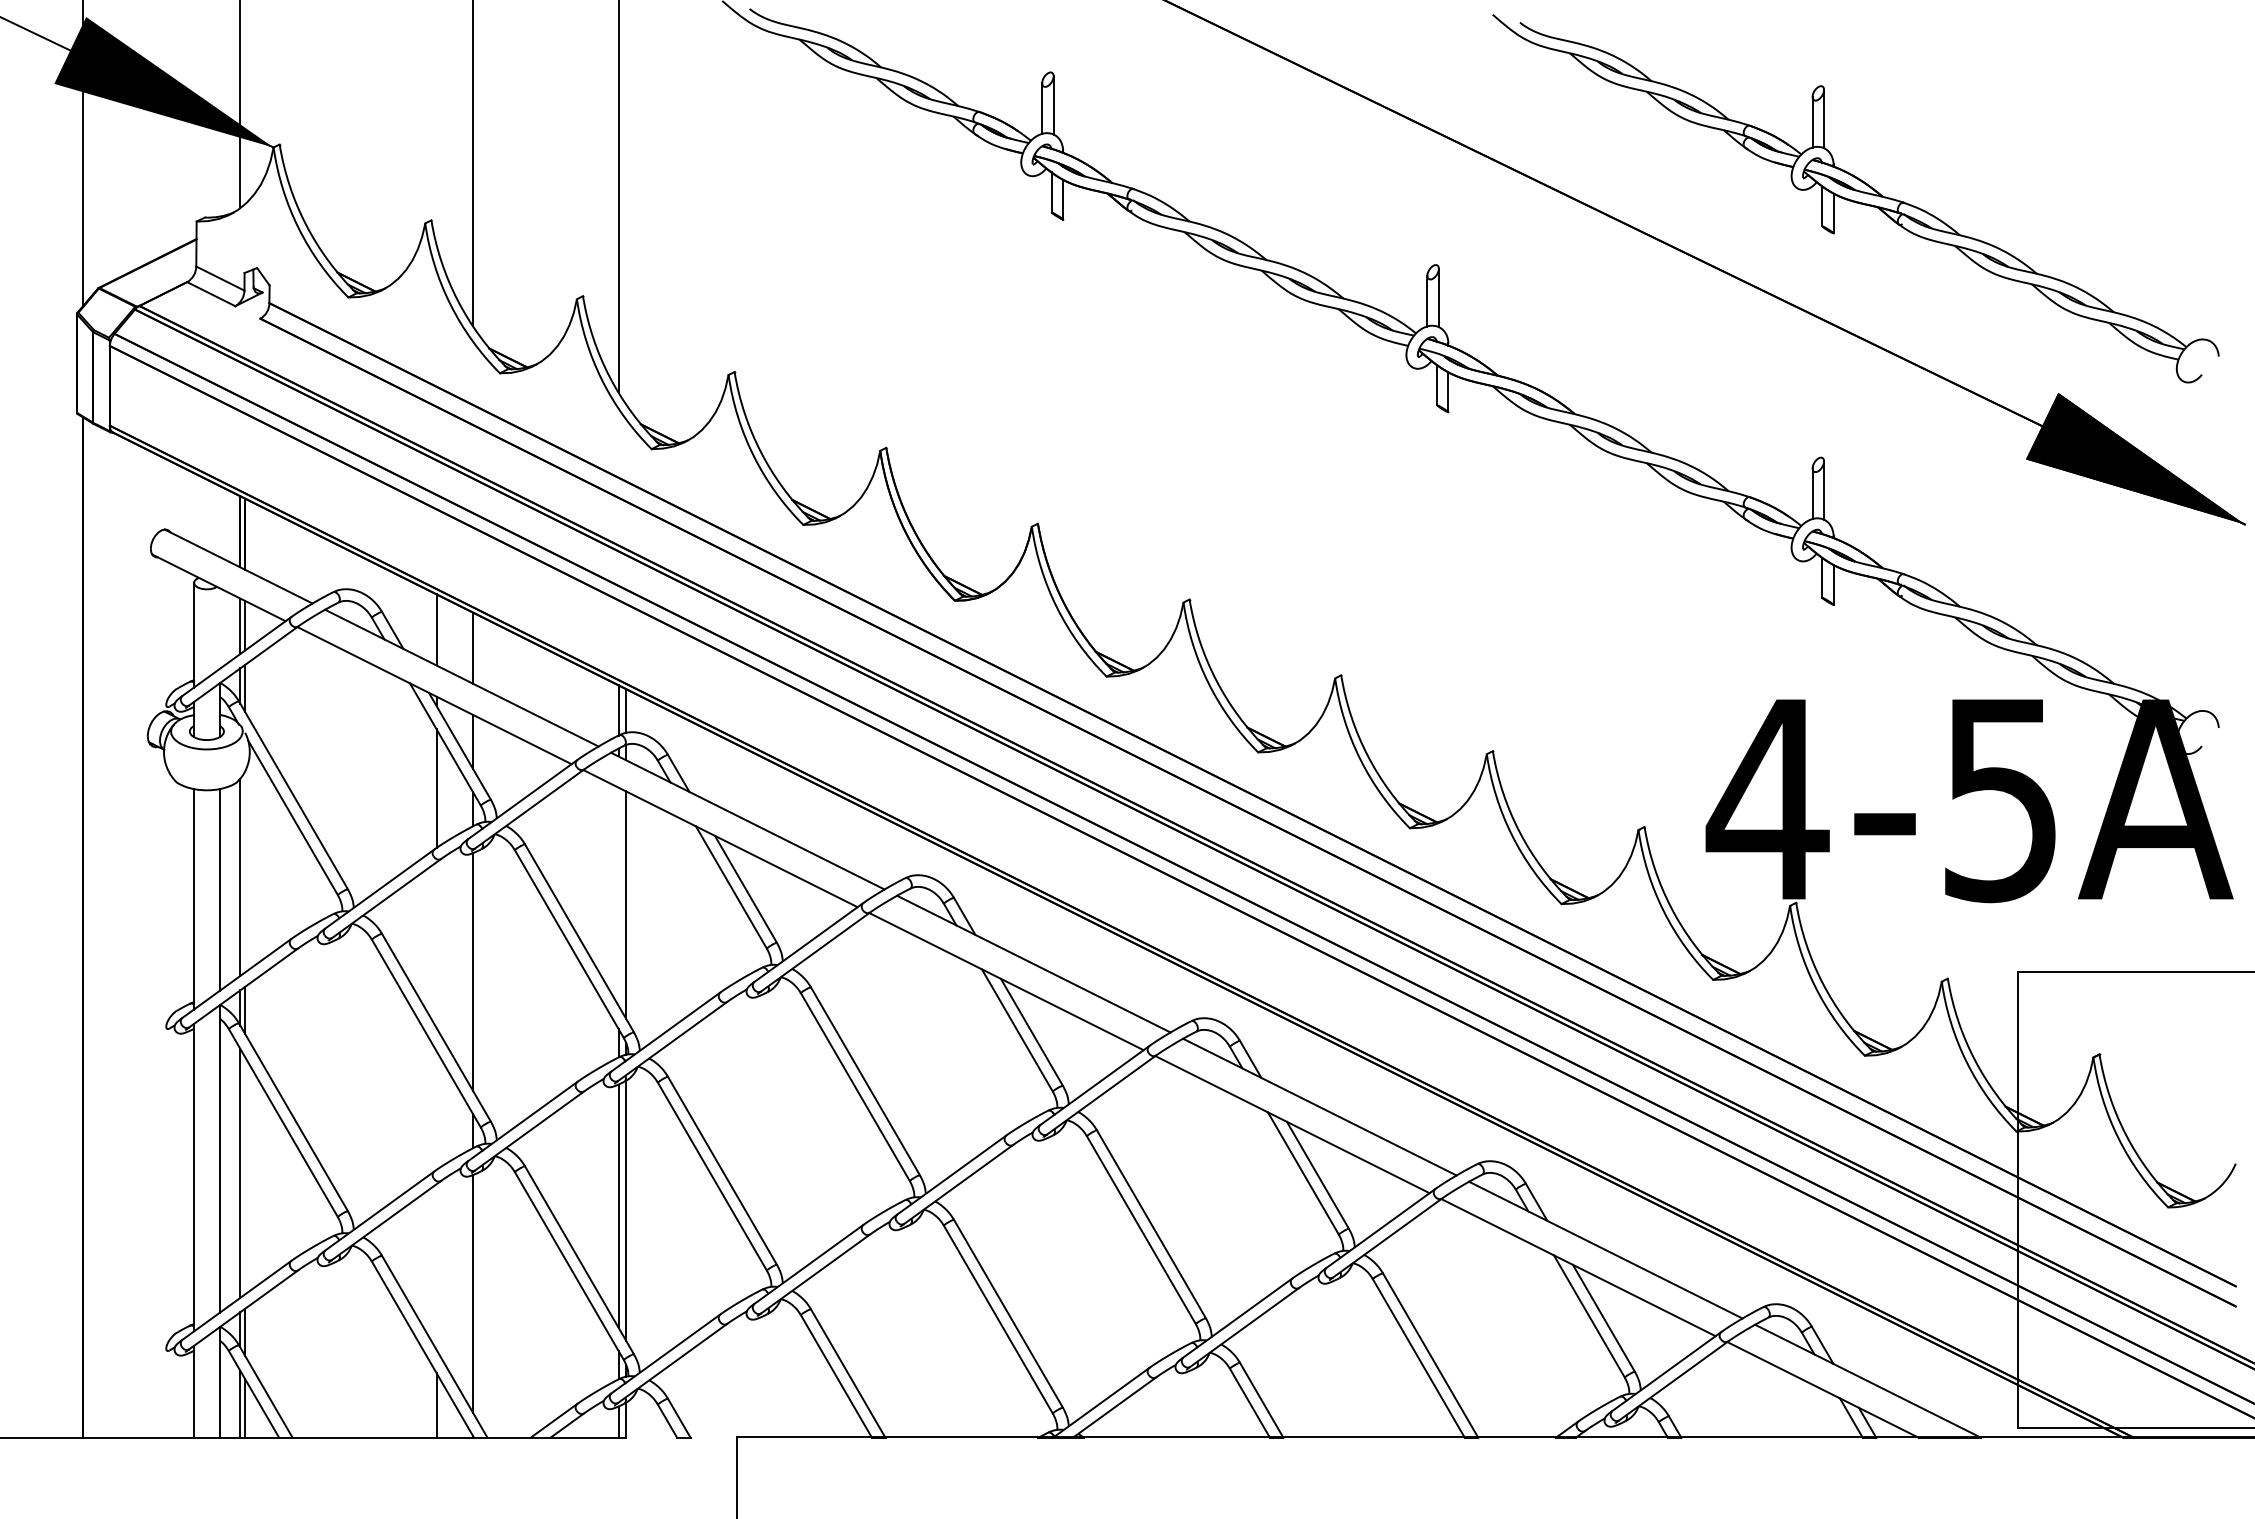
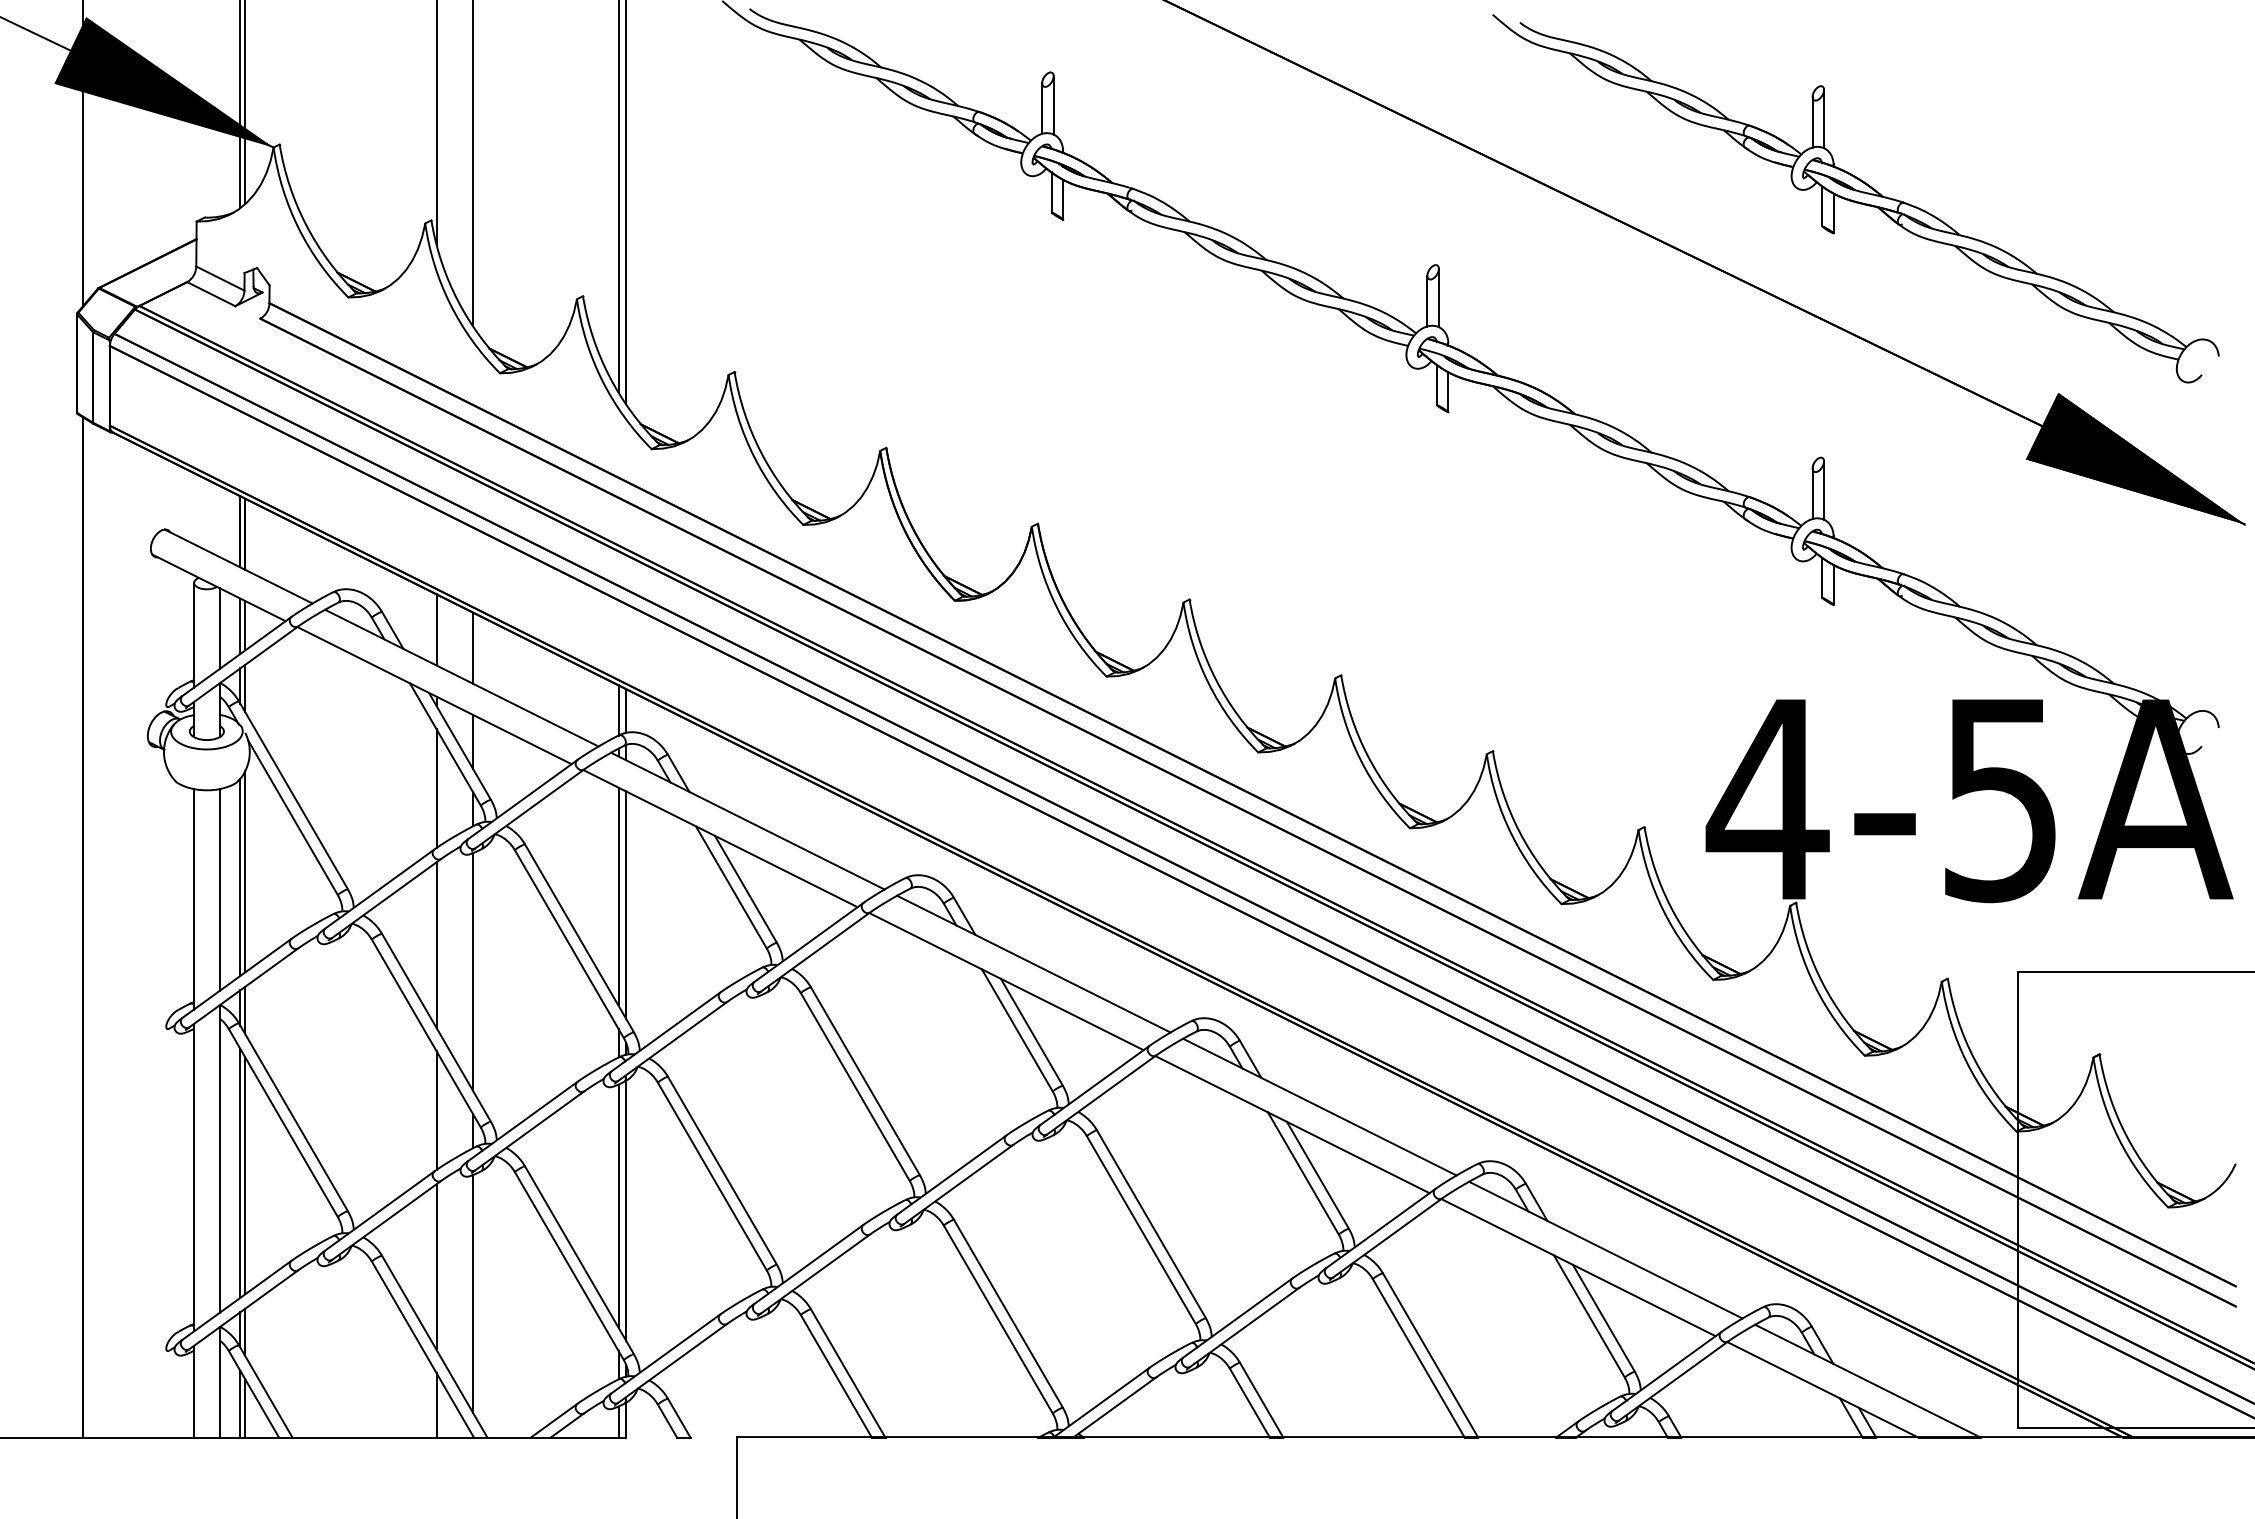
line: none -> present (245, 103)
line: none -> present (436, 123)
line: none -> present (626, 203)
line: none -> present (219, 628)
line: none -> present (245, 871)
line: none -> present (618, 896)
line: none -> present (436, 944)
line: none -> present (436, 1110)
line: none -> present (245, 1175)
line: none -> present (436, 1266)
